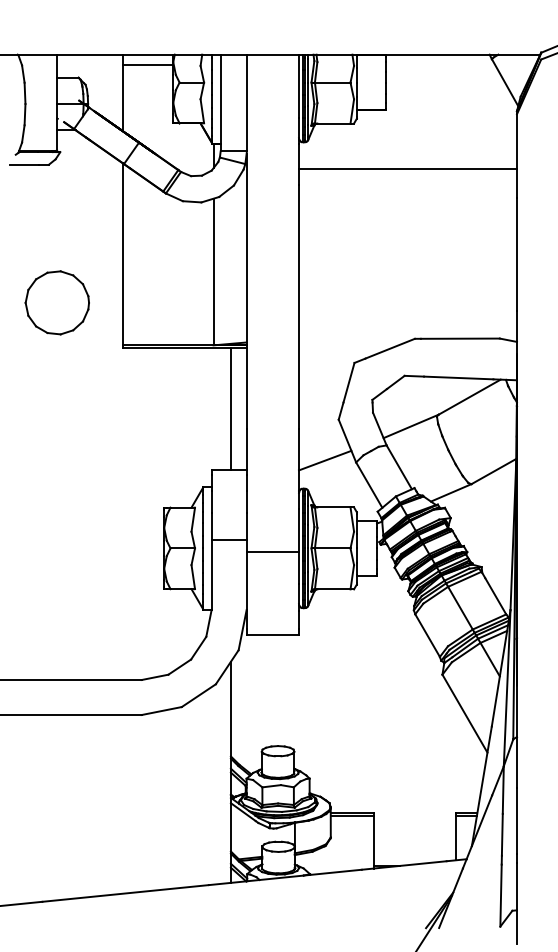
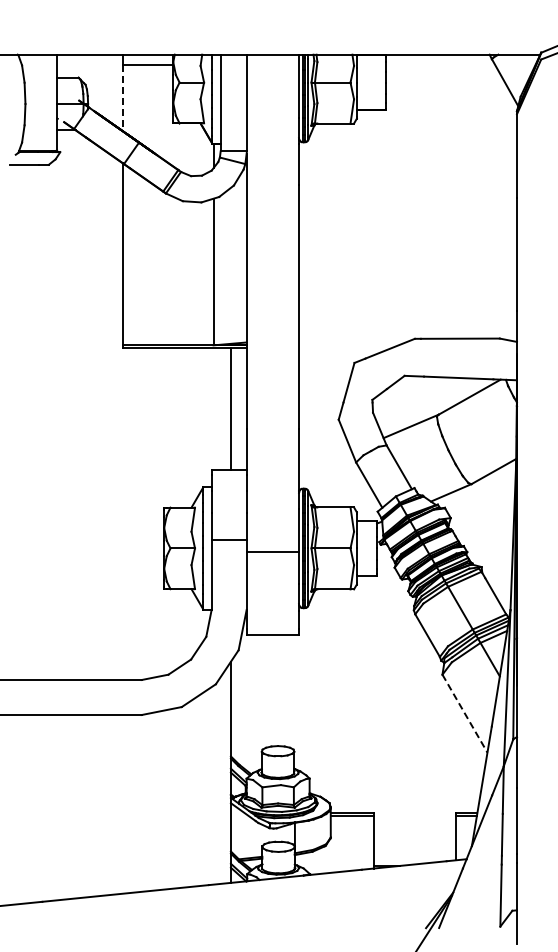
line: solid -> dashed (122, 98)
line: present -> none (407, 169)
part: present -> none (56, 302)
line: present -> none (325, 460)
line: solid -> dashed (465, 714)
